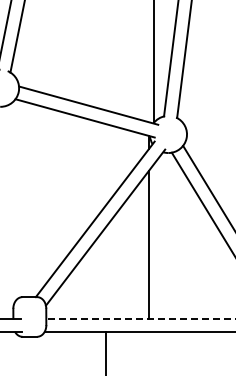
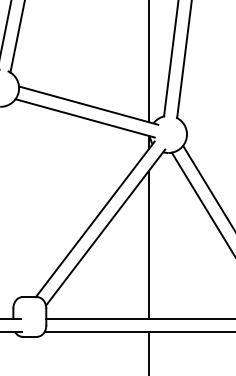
line position: (153, 62) -> (148, 62) (148, 62)
line: dashed -> solid (141, 318)
line position: (105, 351) -> (148, 351) (148, 351)
